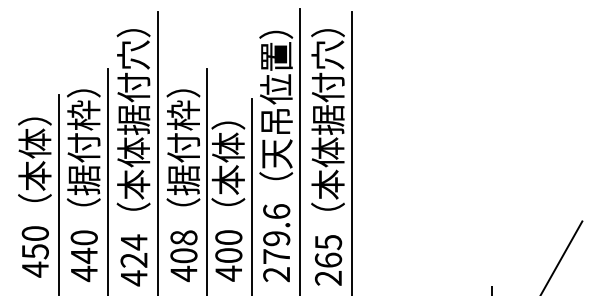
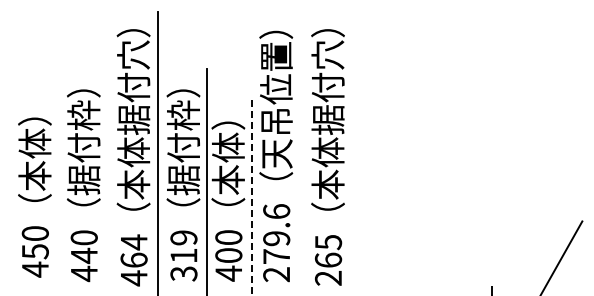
line: present -> none (300, 150)
line: present -> none (352, 152)
line: present -> none (107, 180)
line: present -> none (58, 193)
line: solid -> dashed (252, 196)
text: 408 -> 319 (183, 256)
text: 424 -> 464 (133, 259)
